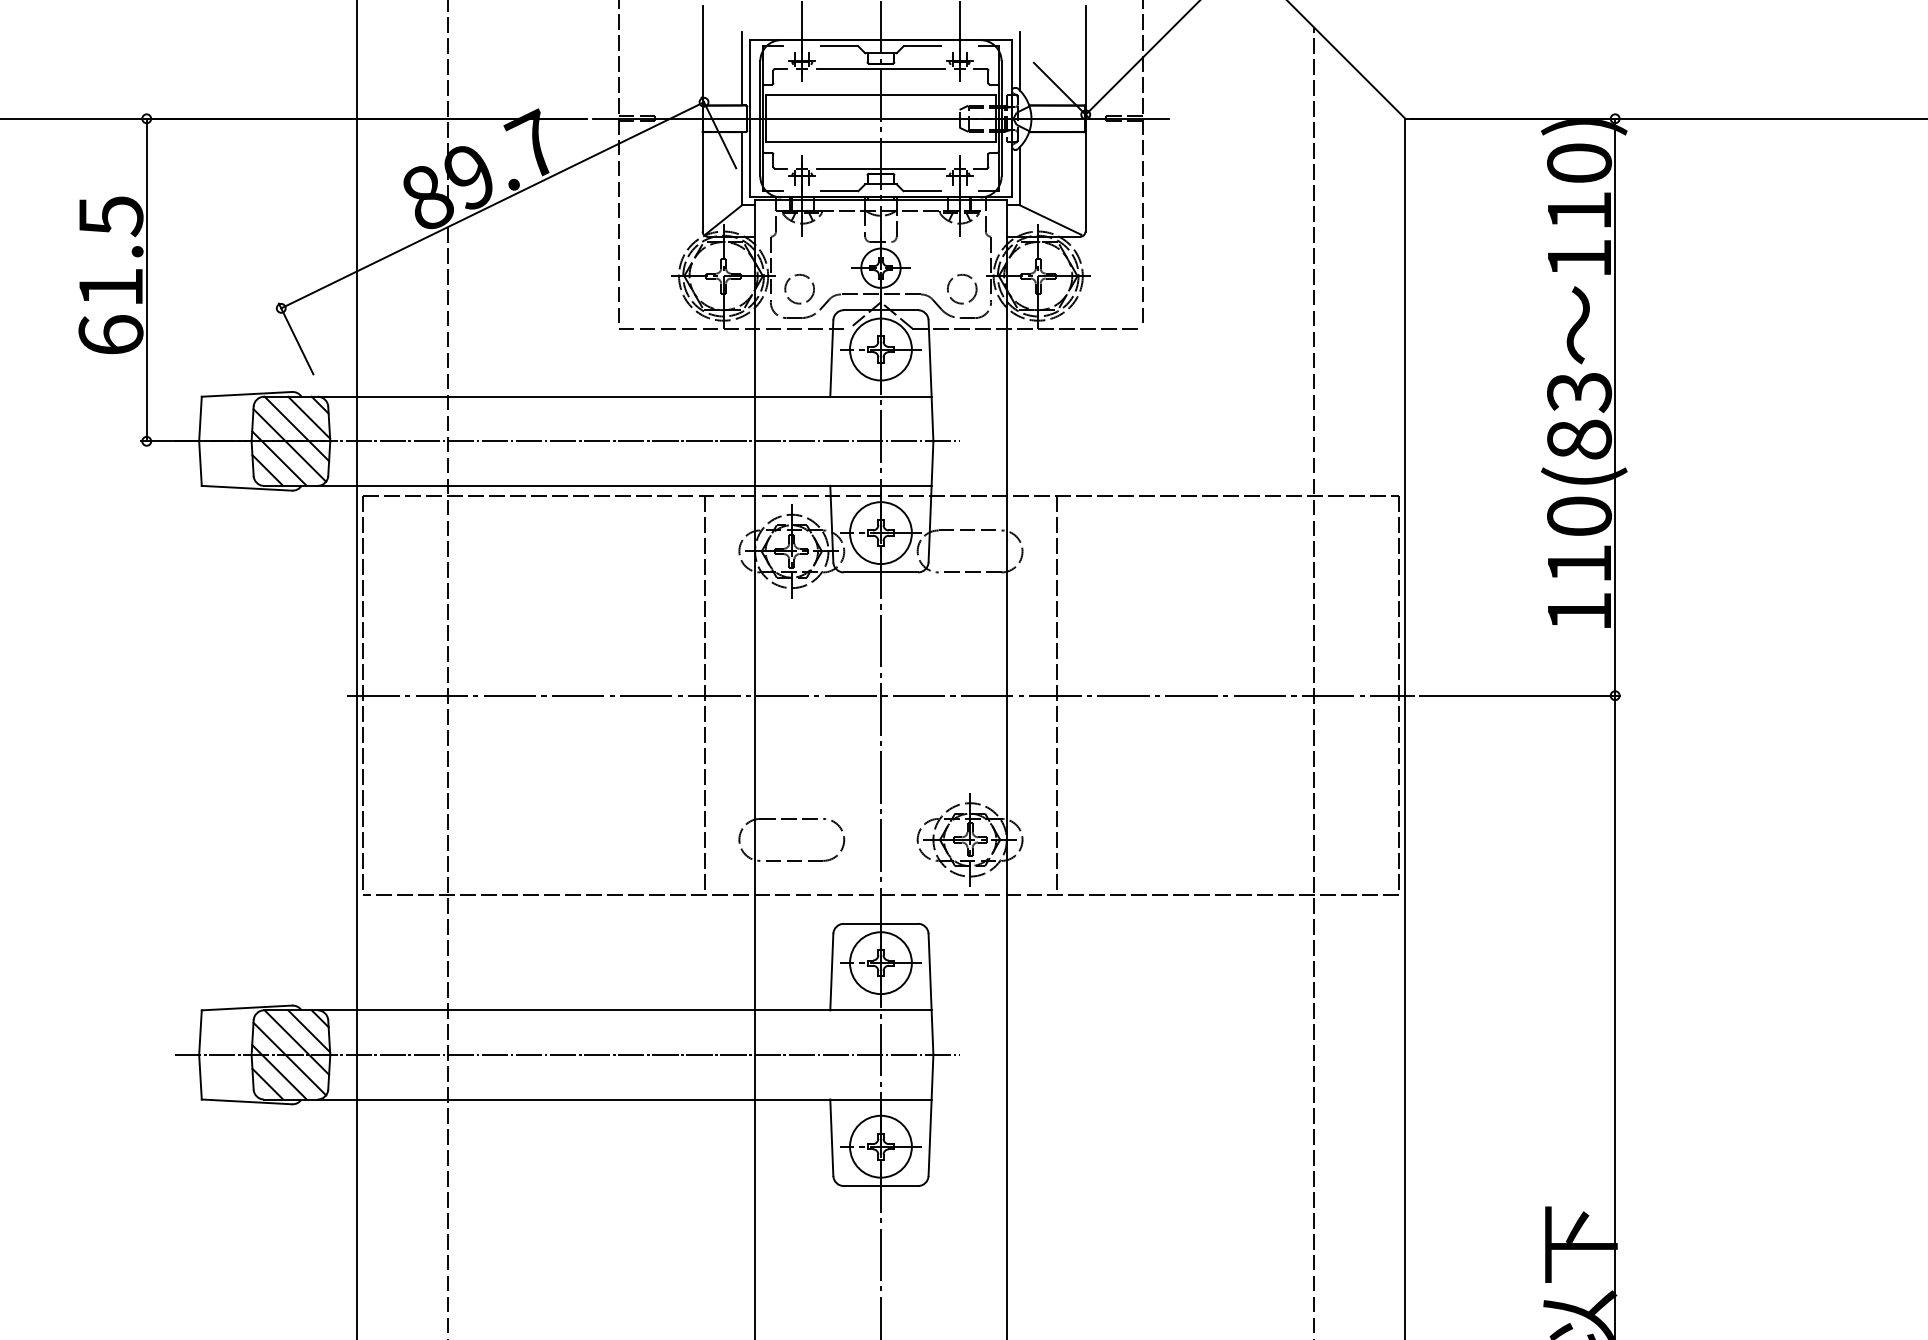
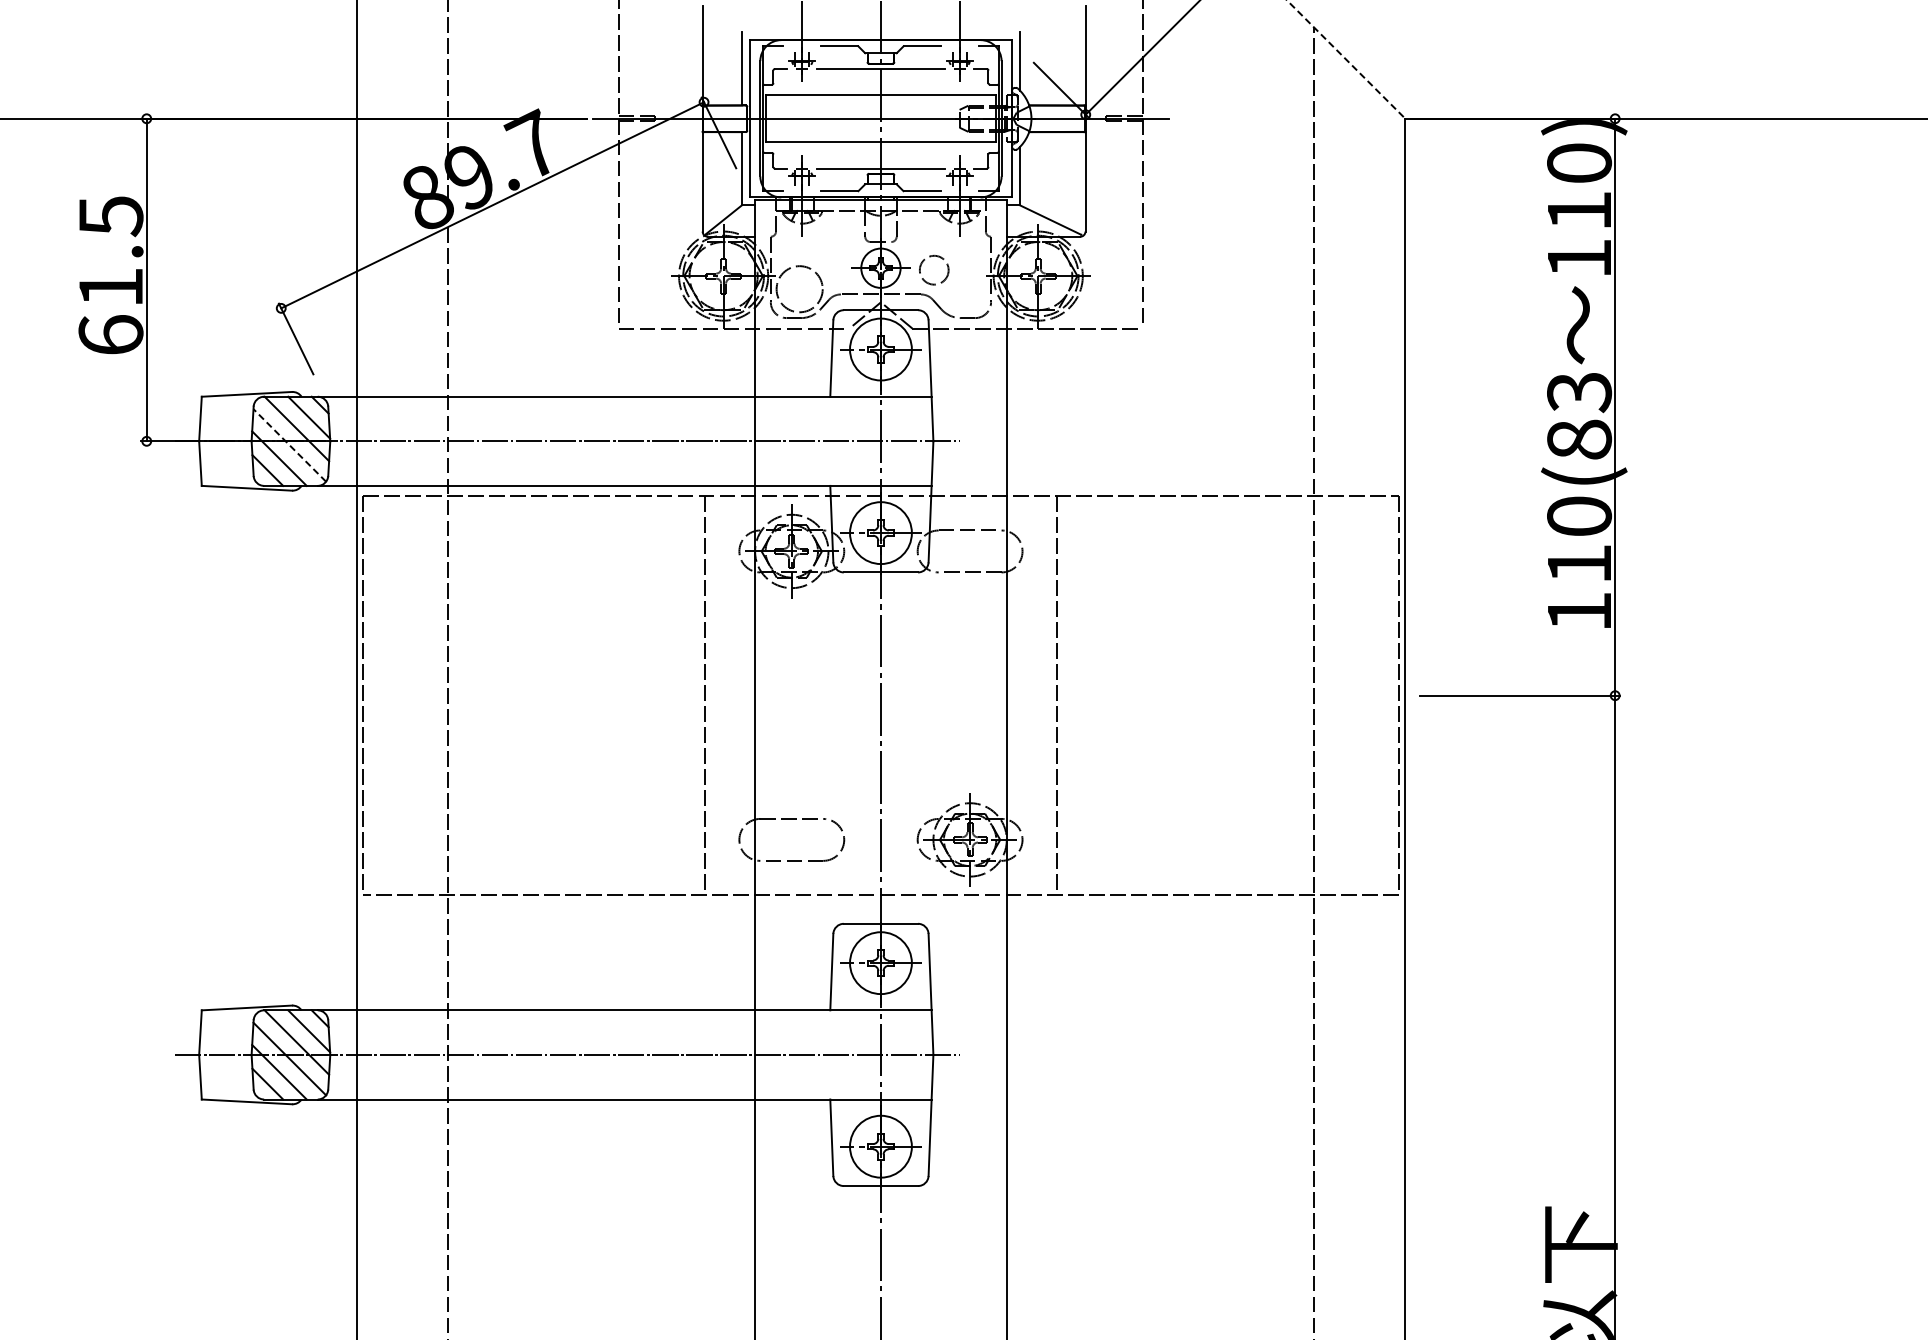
line: solid -> dashed (1346, 59)
circle diameter: 29 px -> 46 px (799, 289)
circle position: (962, 288) -> (934, 269) (934, 269)
line: solid -> dashed (289, 445)
line: present -> none (880, 695)
